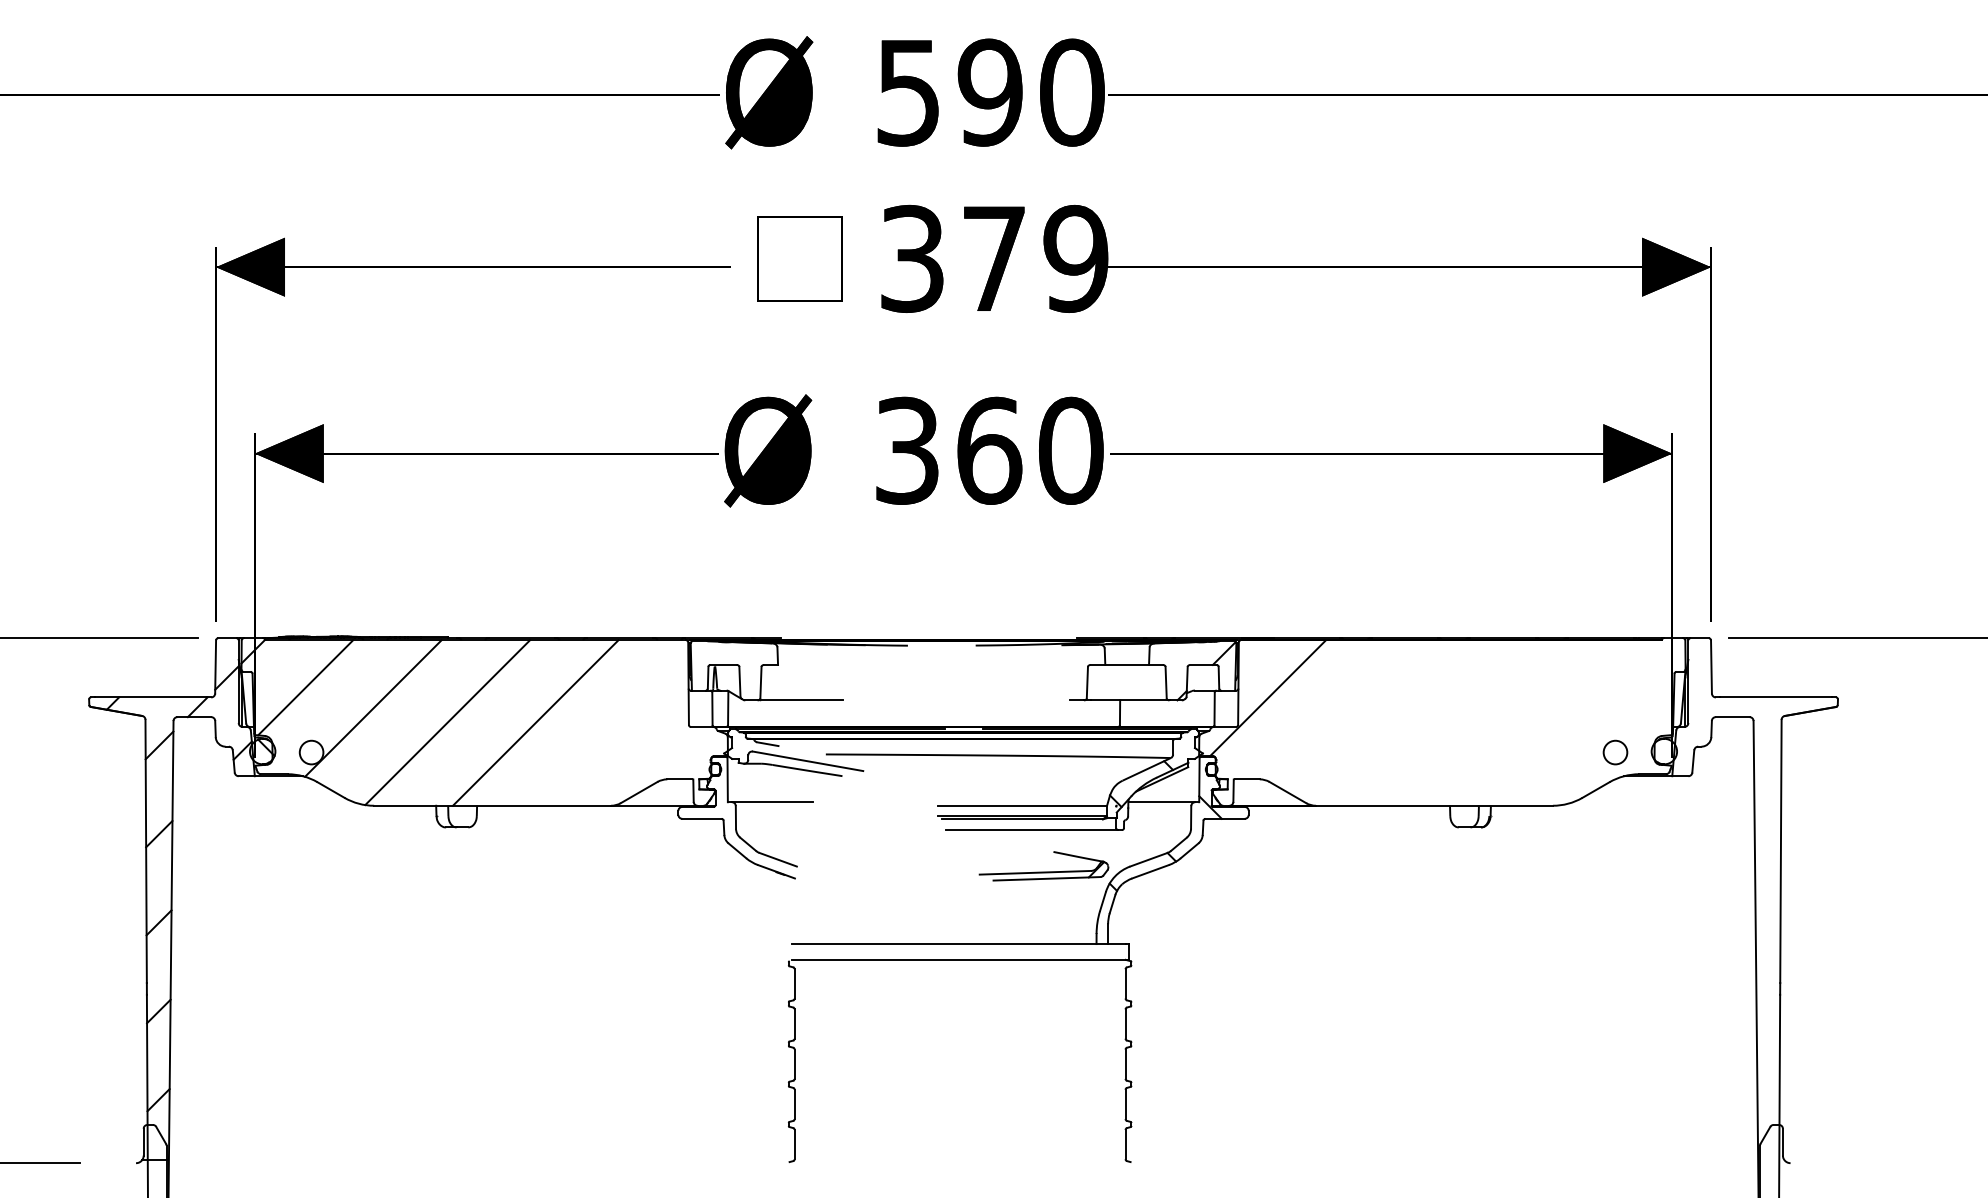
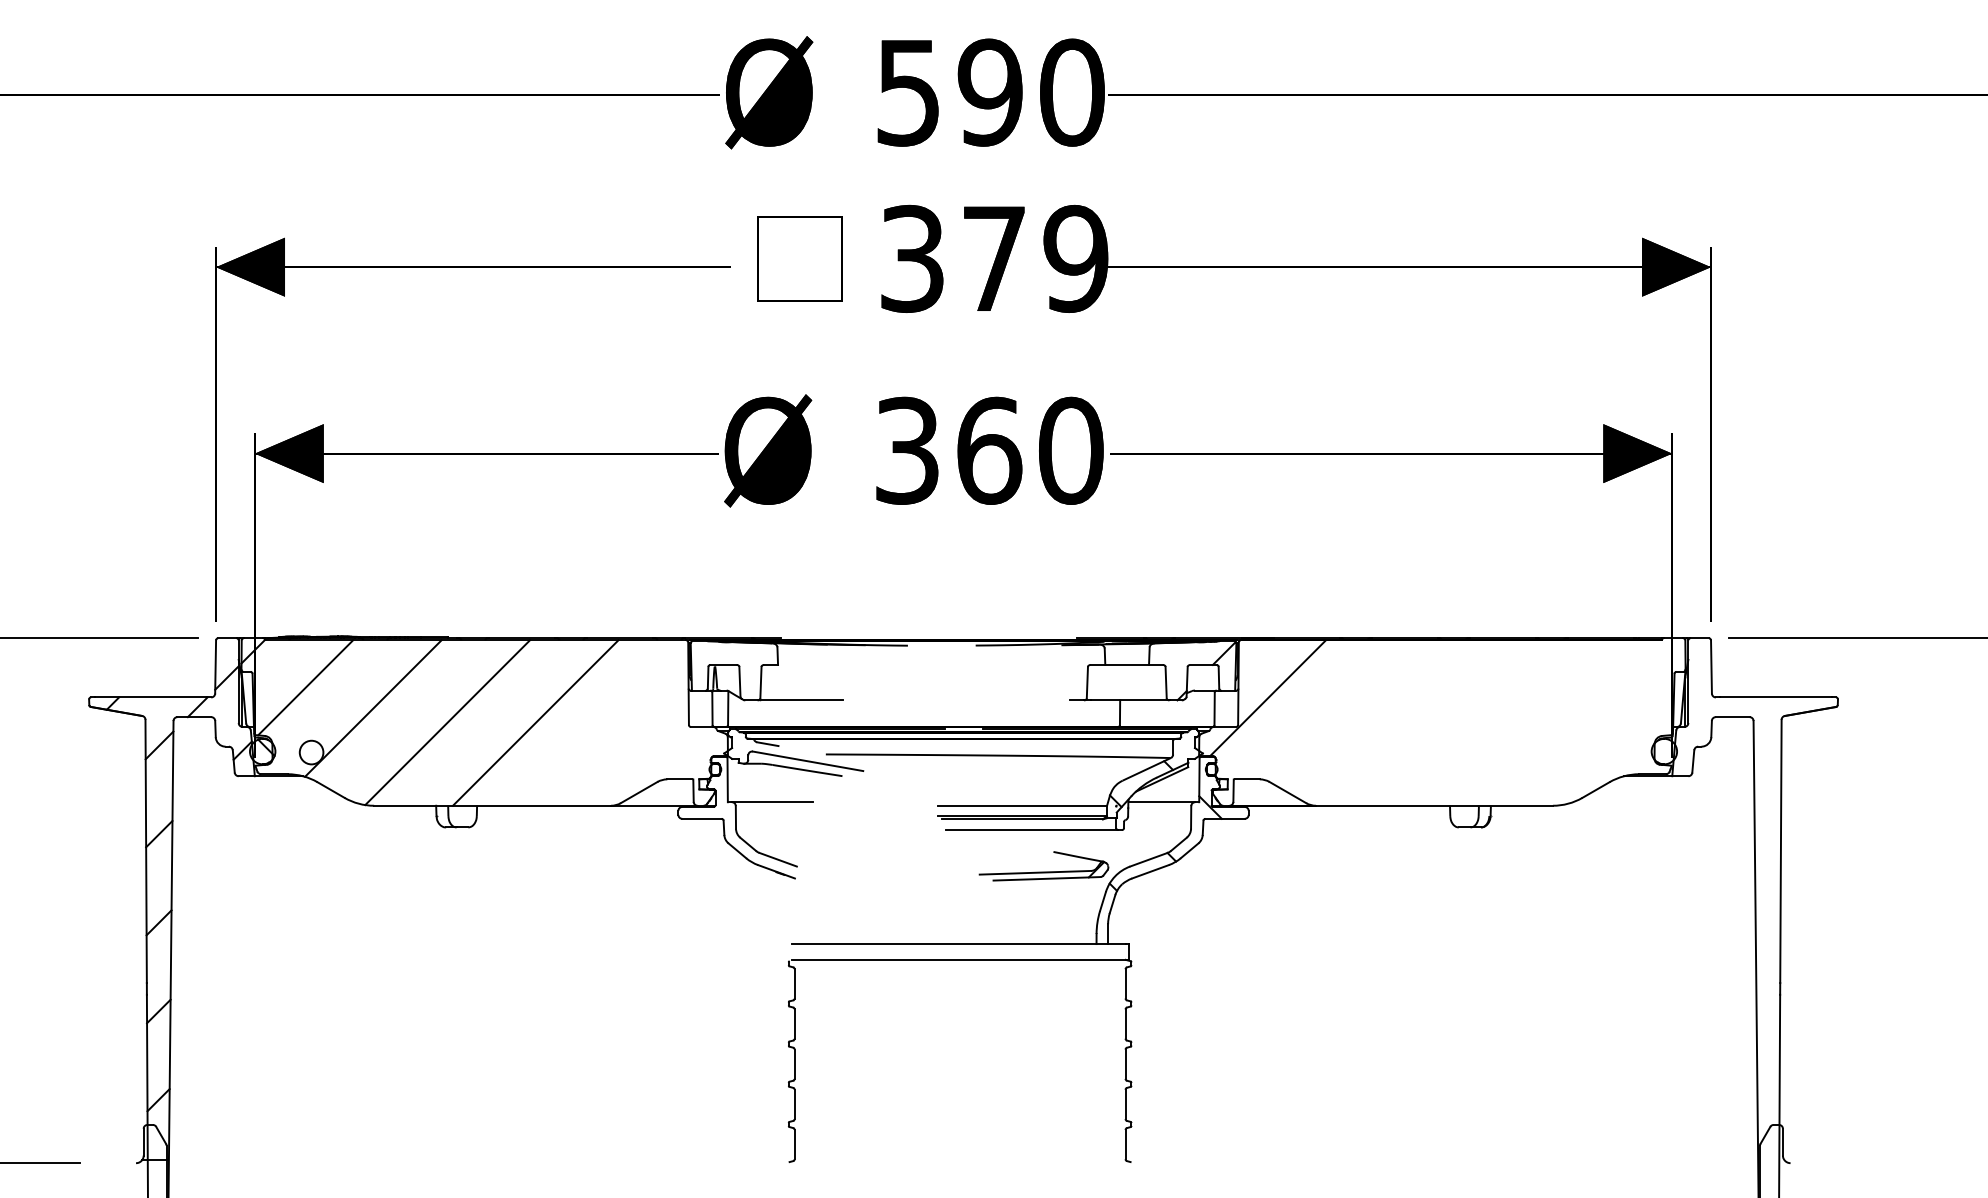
circle: present -> none (1615, 752)
